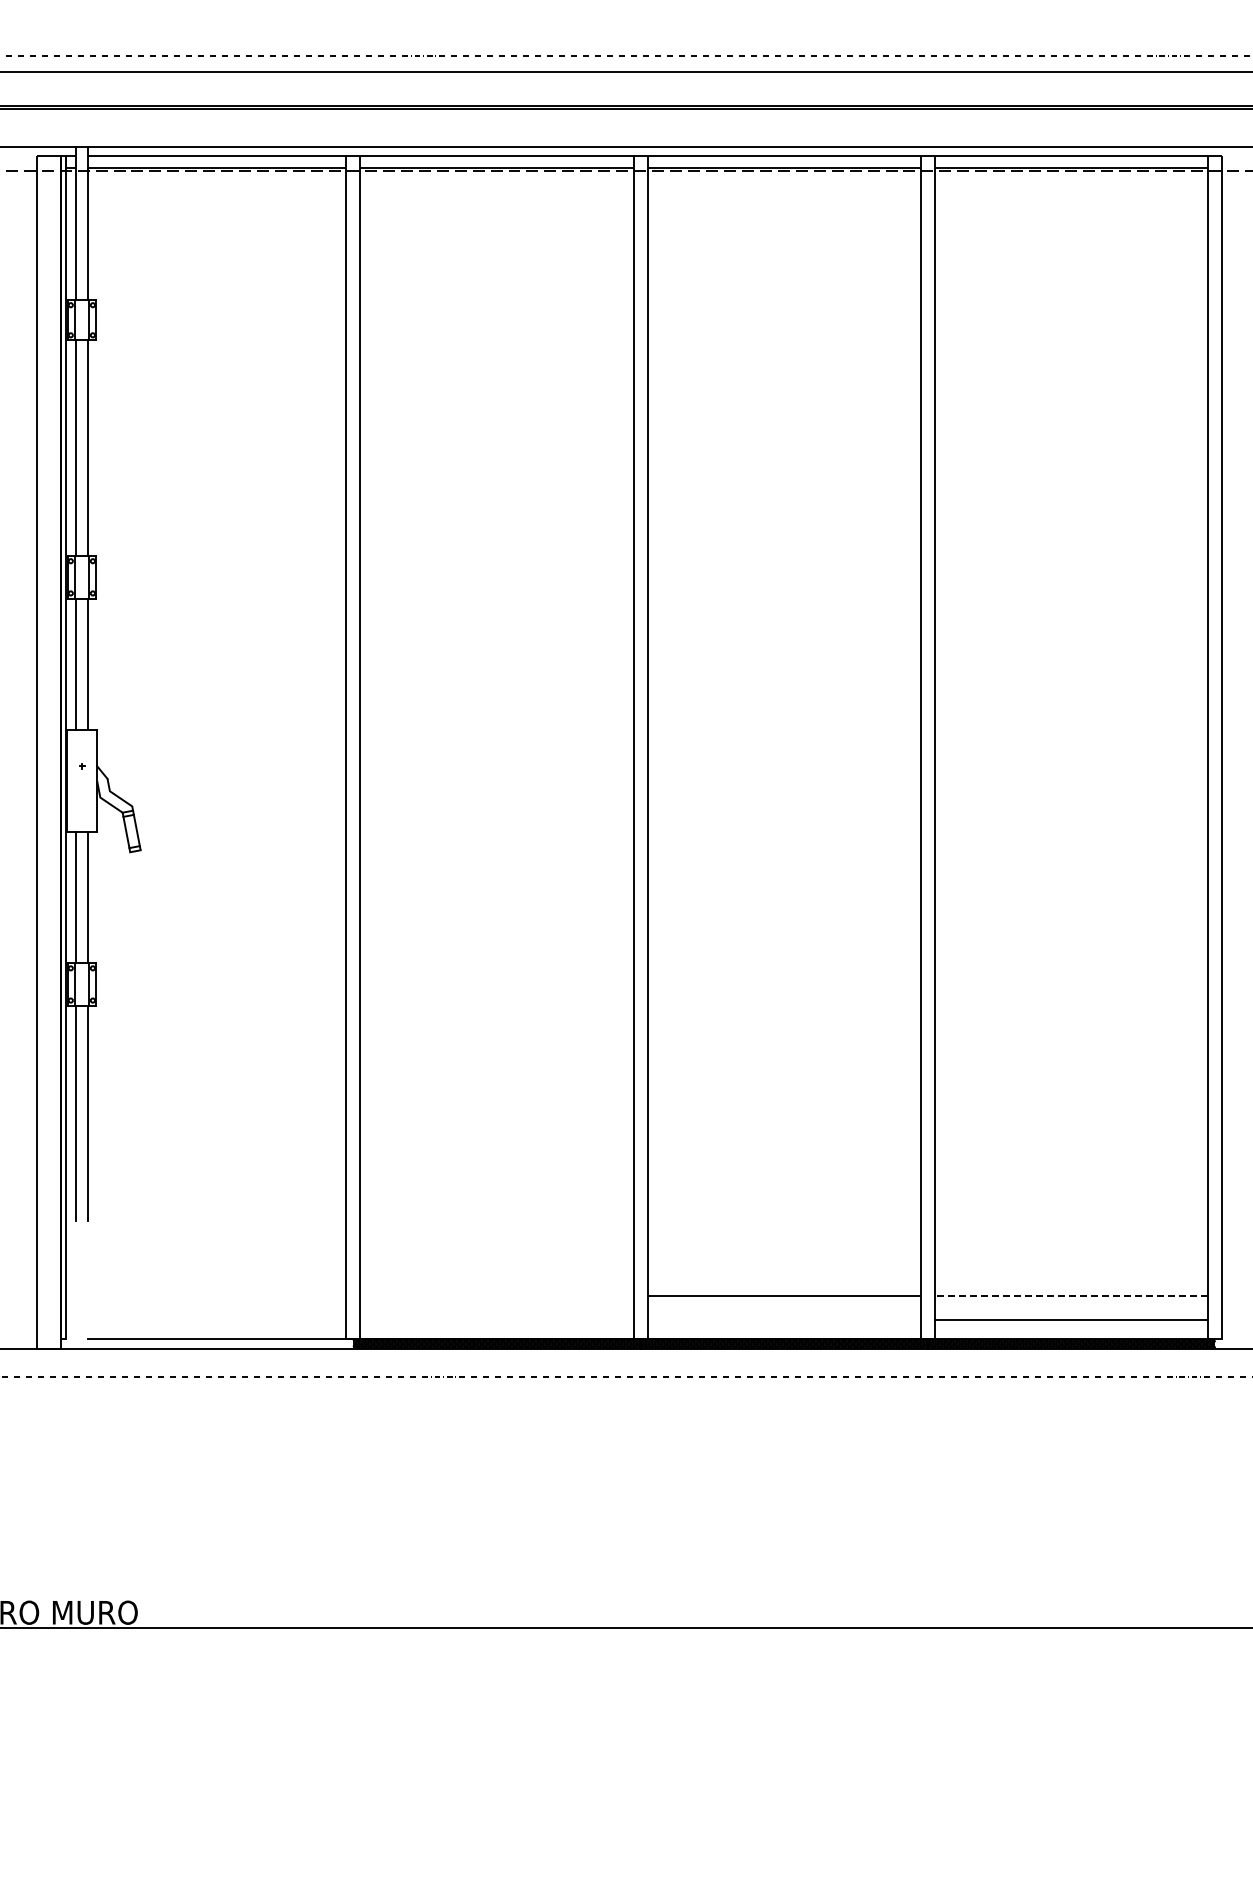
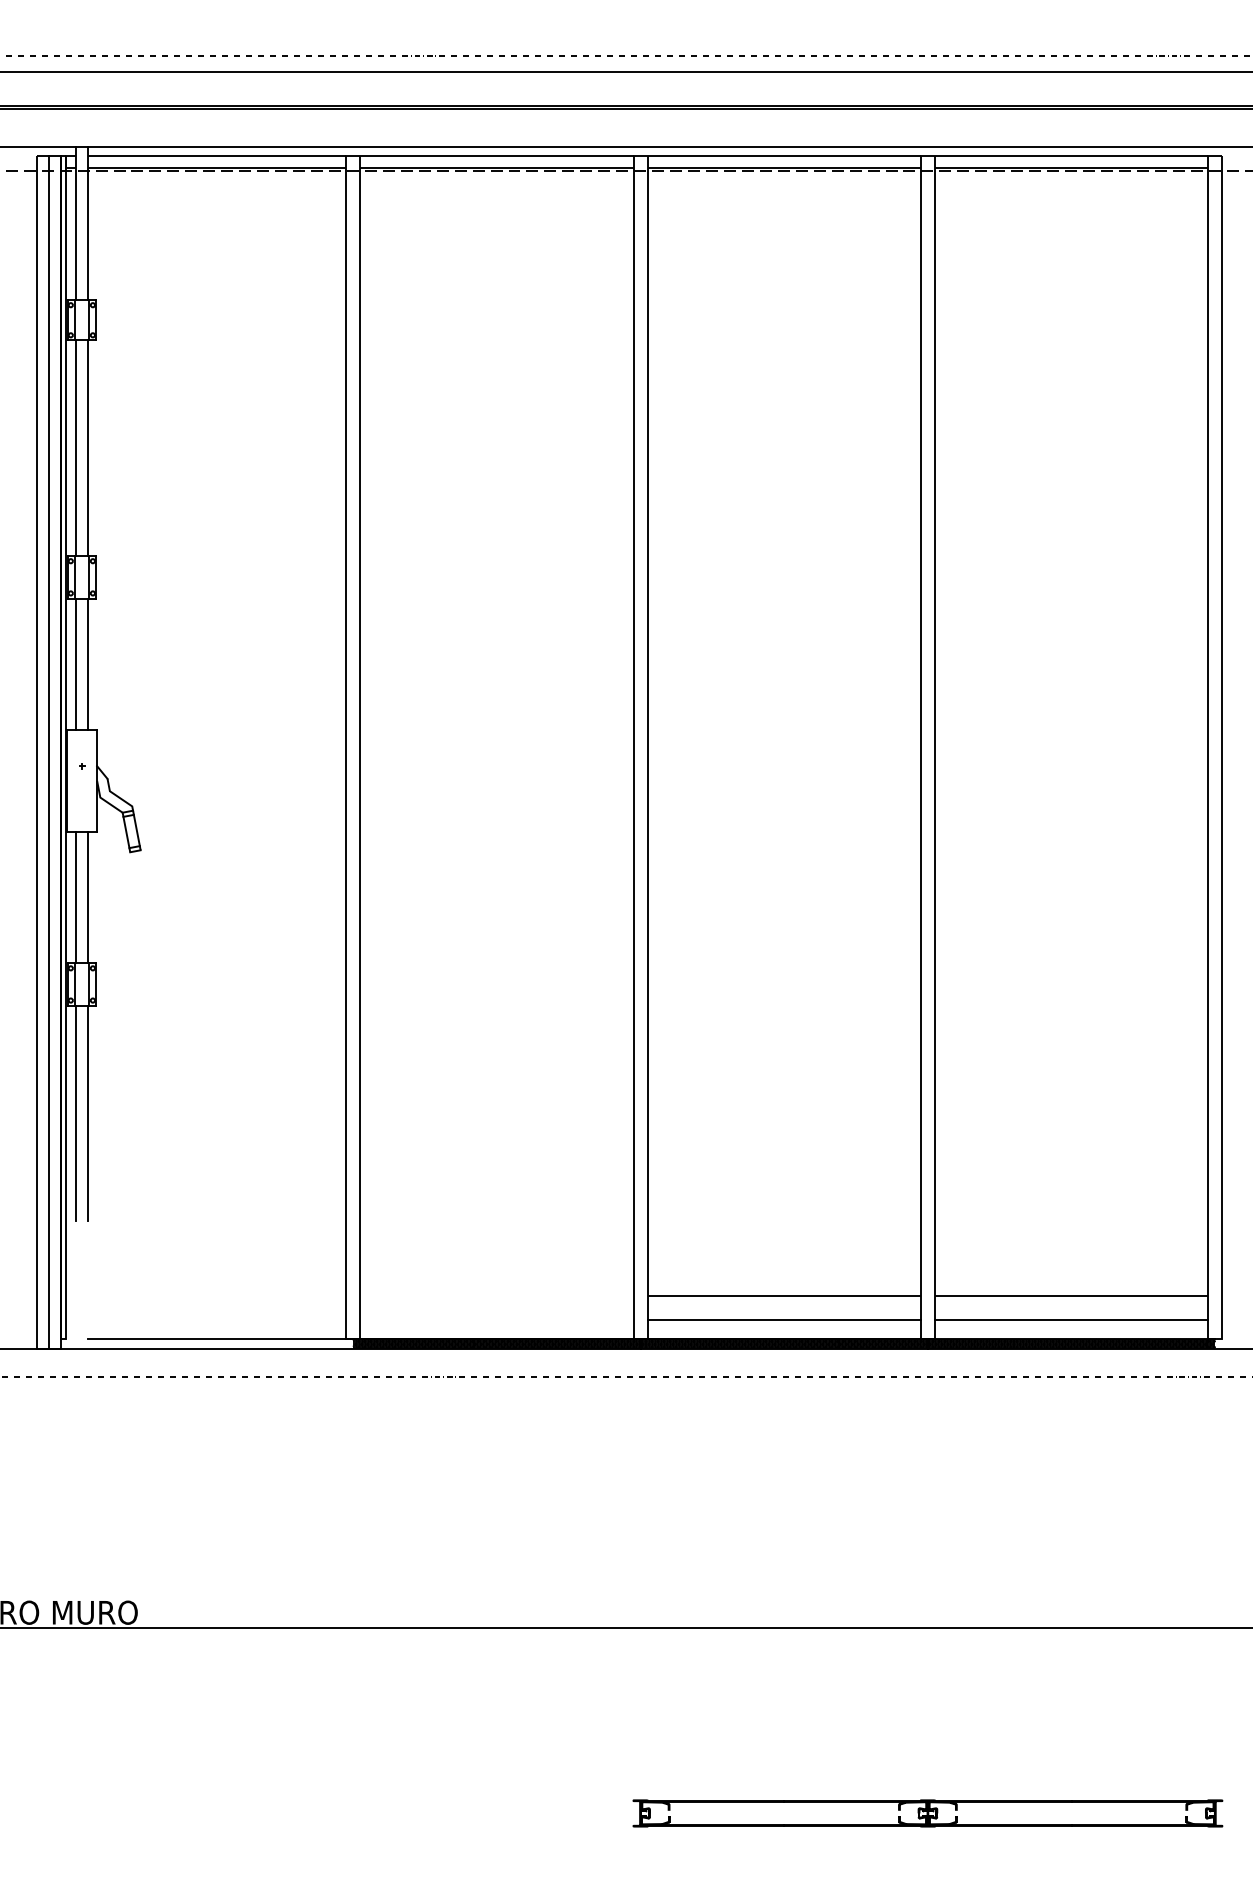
line: none -> present (48, 751)
line: dashed -> solid (1071, 1296)
line: none -> present (783, 1319)
part: none -> present (927, 1813)
